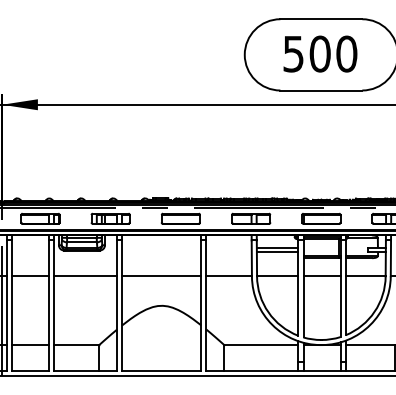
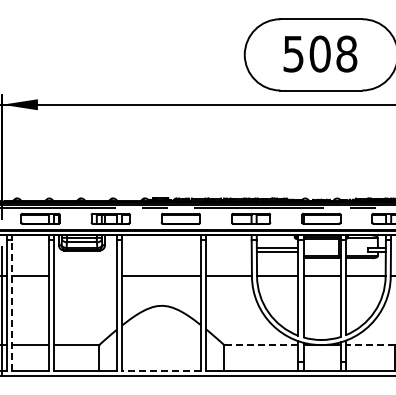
text: 500 -> 508 (346, 53)
line: present -> none (85, 276)
line: solid -> dashed (11, 305)
line: solid -> dashed (260, 345)
line: solid -> dashed (370, 345)
line: solid -> dashed (161, 370)
